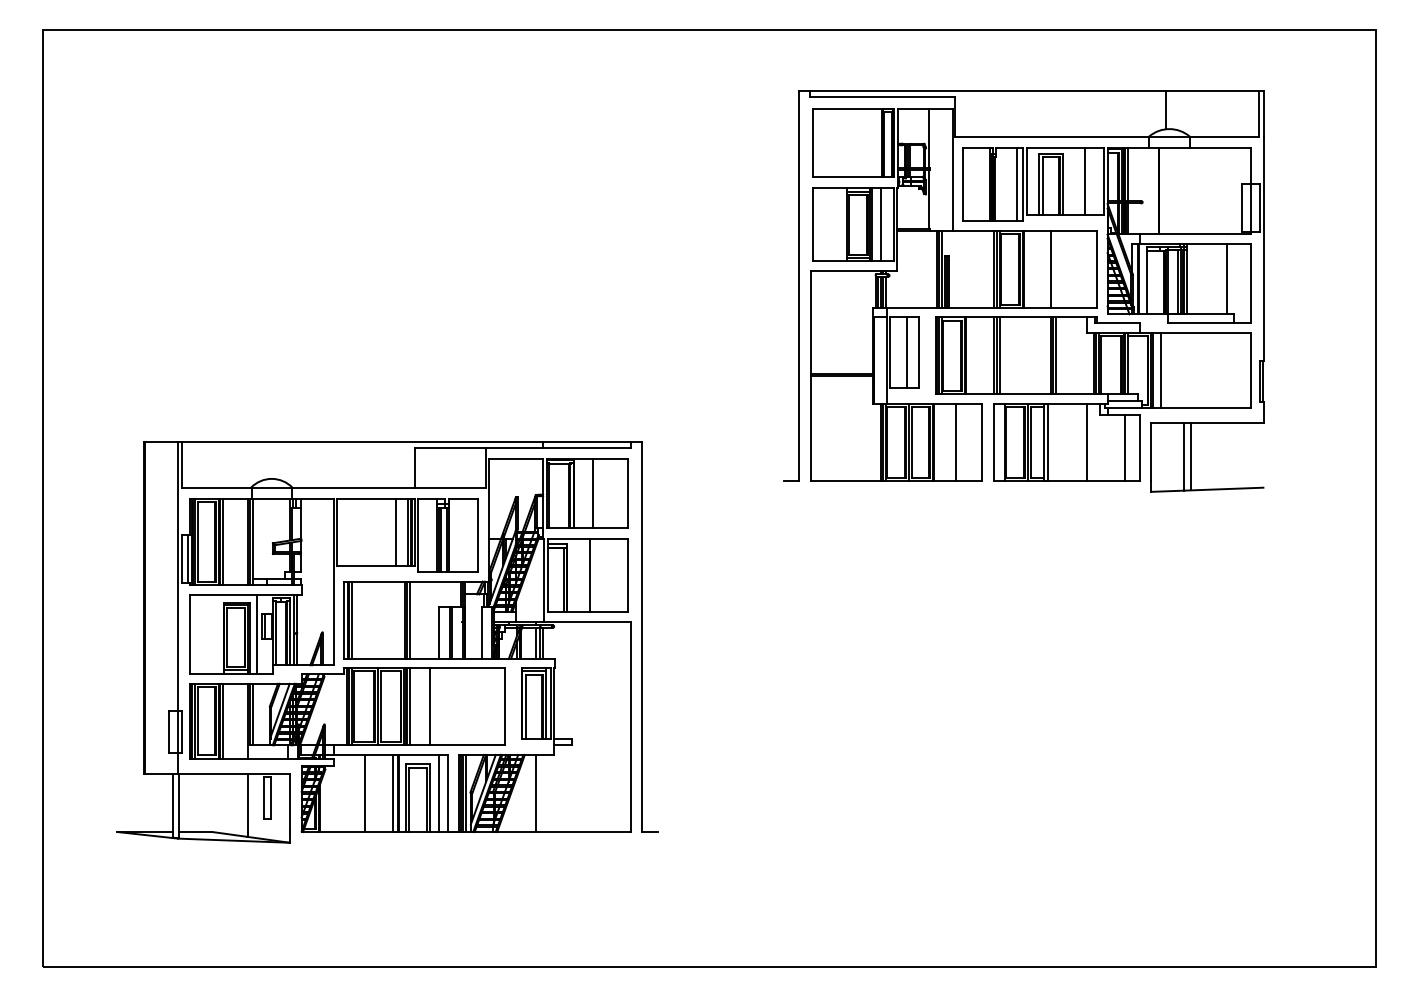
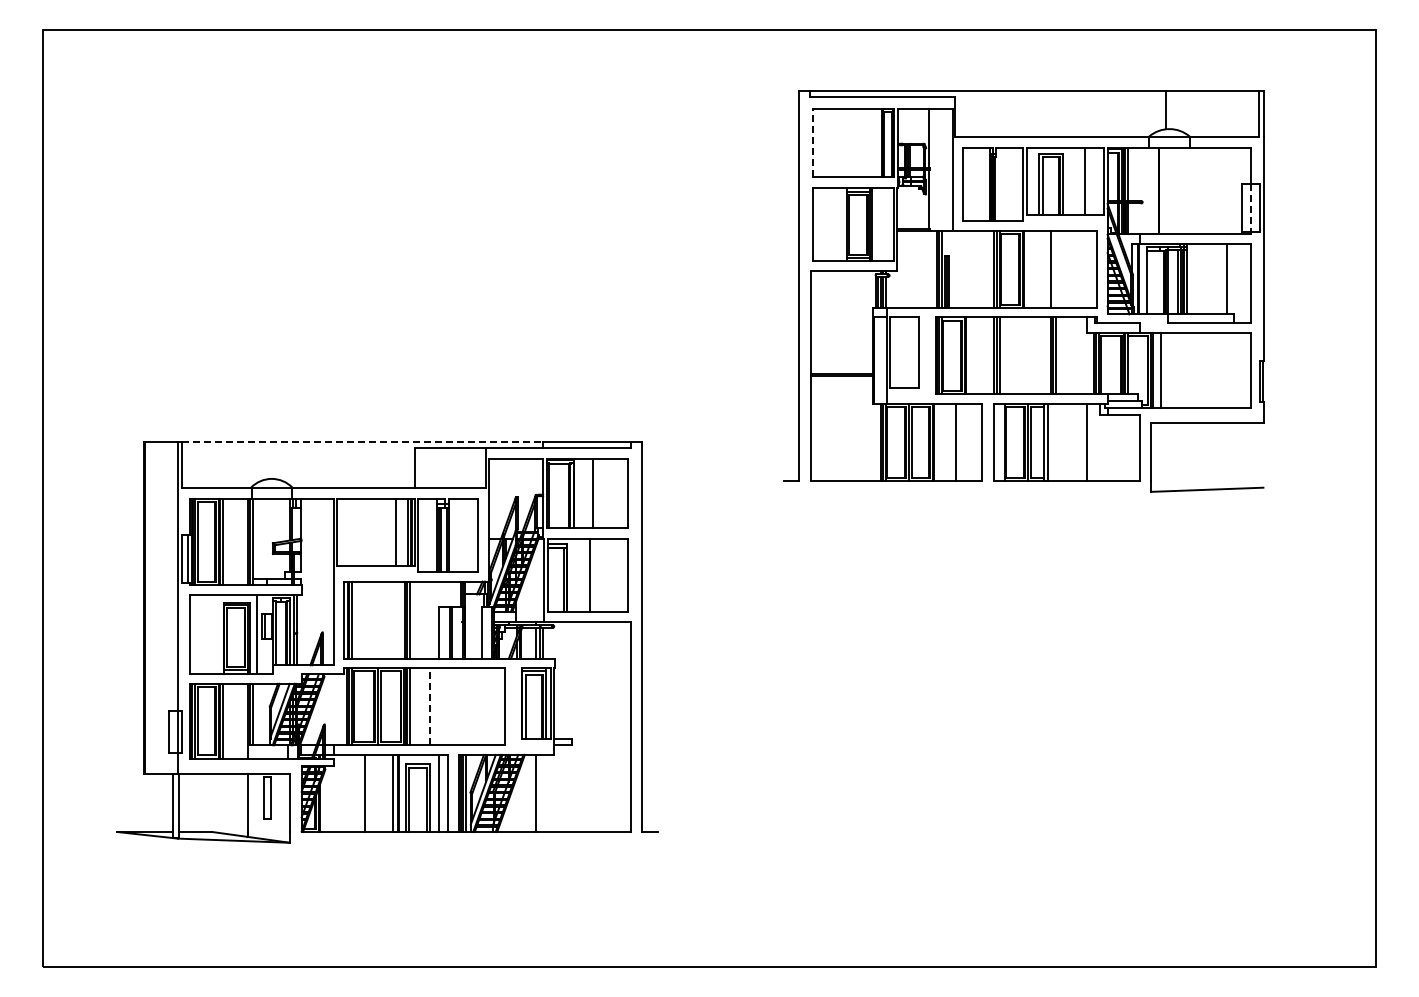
line: solid -> dashed (813, 142)
line: present -> none (1016, 184)
line: solid -> dashed (1251, 208)
line: present -> none (881, 224)
line: present -> none (907, 352)
line: solid -> dashed (363, 441)
line: present -> none (1124, 448)
line: present -> none (1184, 456)
line: present -> none (1190, 456)
line: solid -> dashed (429, 706)
